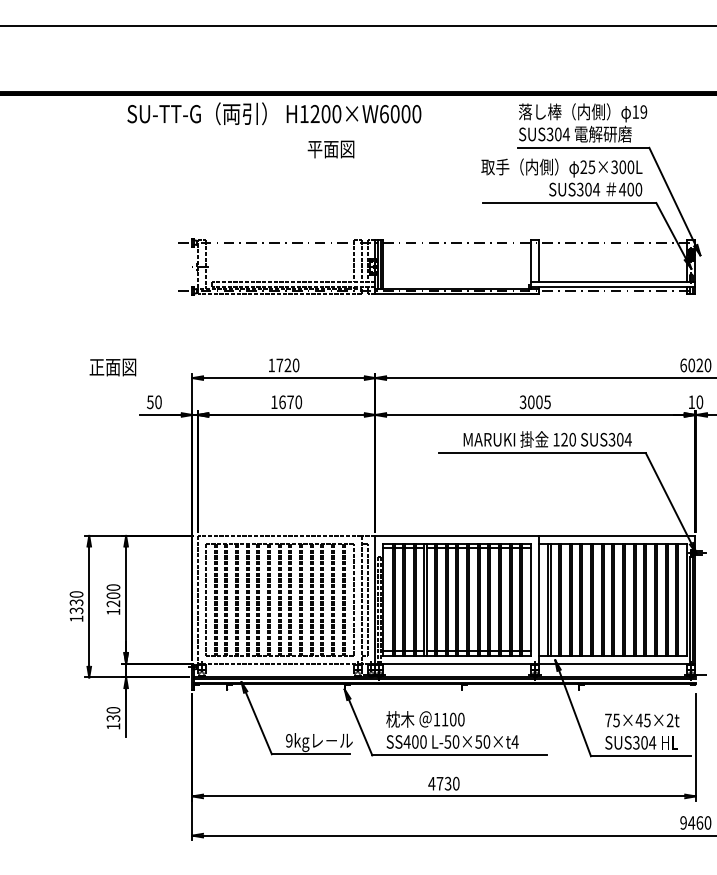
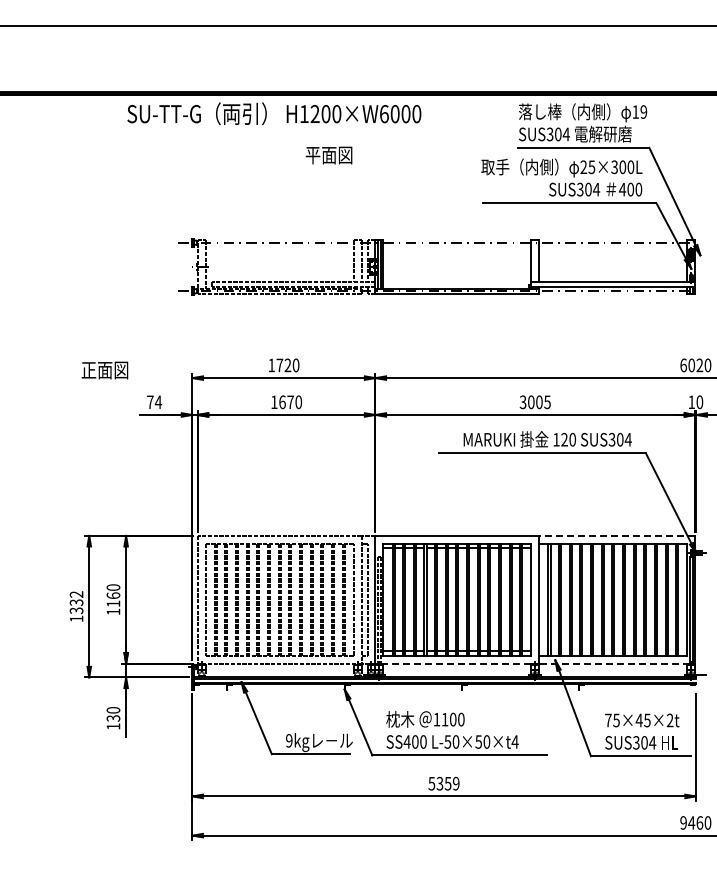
text position: (330, 149) -> (328, 155) (328, 155)
text position: (112, 367) -> (104, 370) (104, 370)
text: 50 -> 74 (154, 402)
line: solid -> dashed (617, 535)
text: 1330 -> 1332 (76, 594)
text: 1200 -> 1160 (113, 599)
line: solid -> dashed (453, 663)
line: solid -> dashed (614, 663)
text: 4730 -> 5359 (443, 783)
